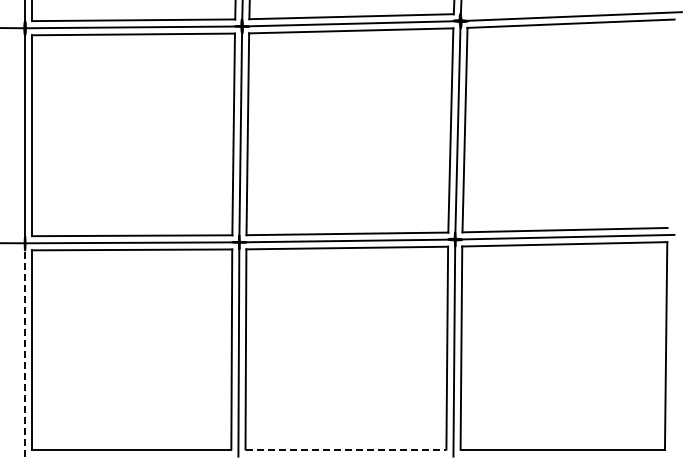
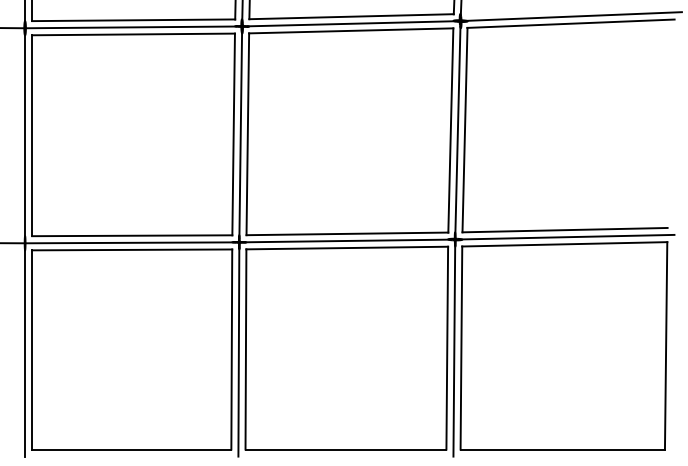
line: dashed -> solid (25, 349)
line: dashed -> solid (346, 449)
